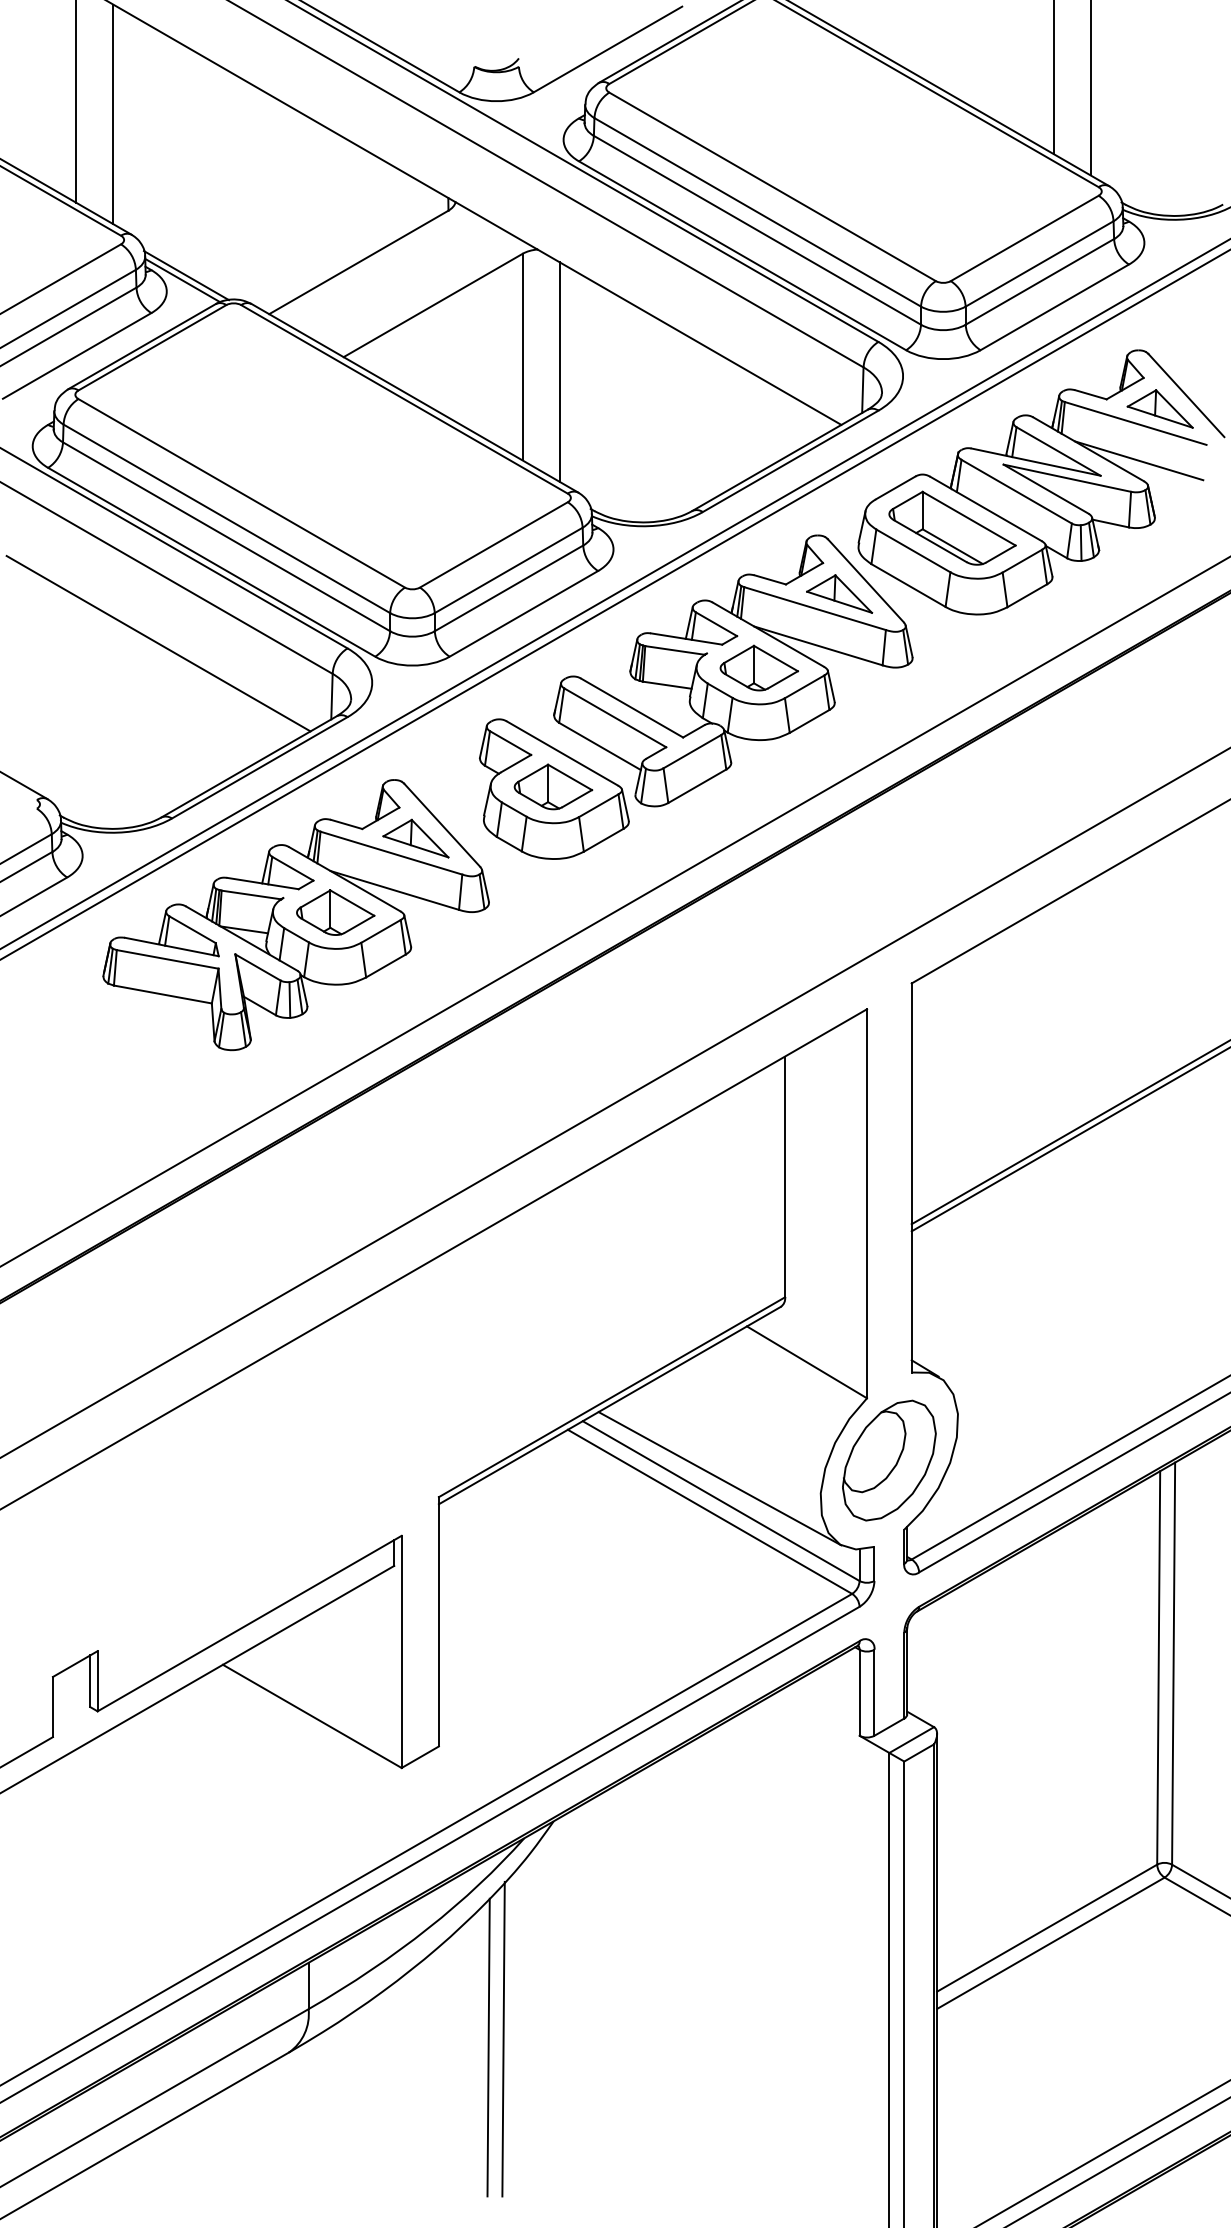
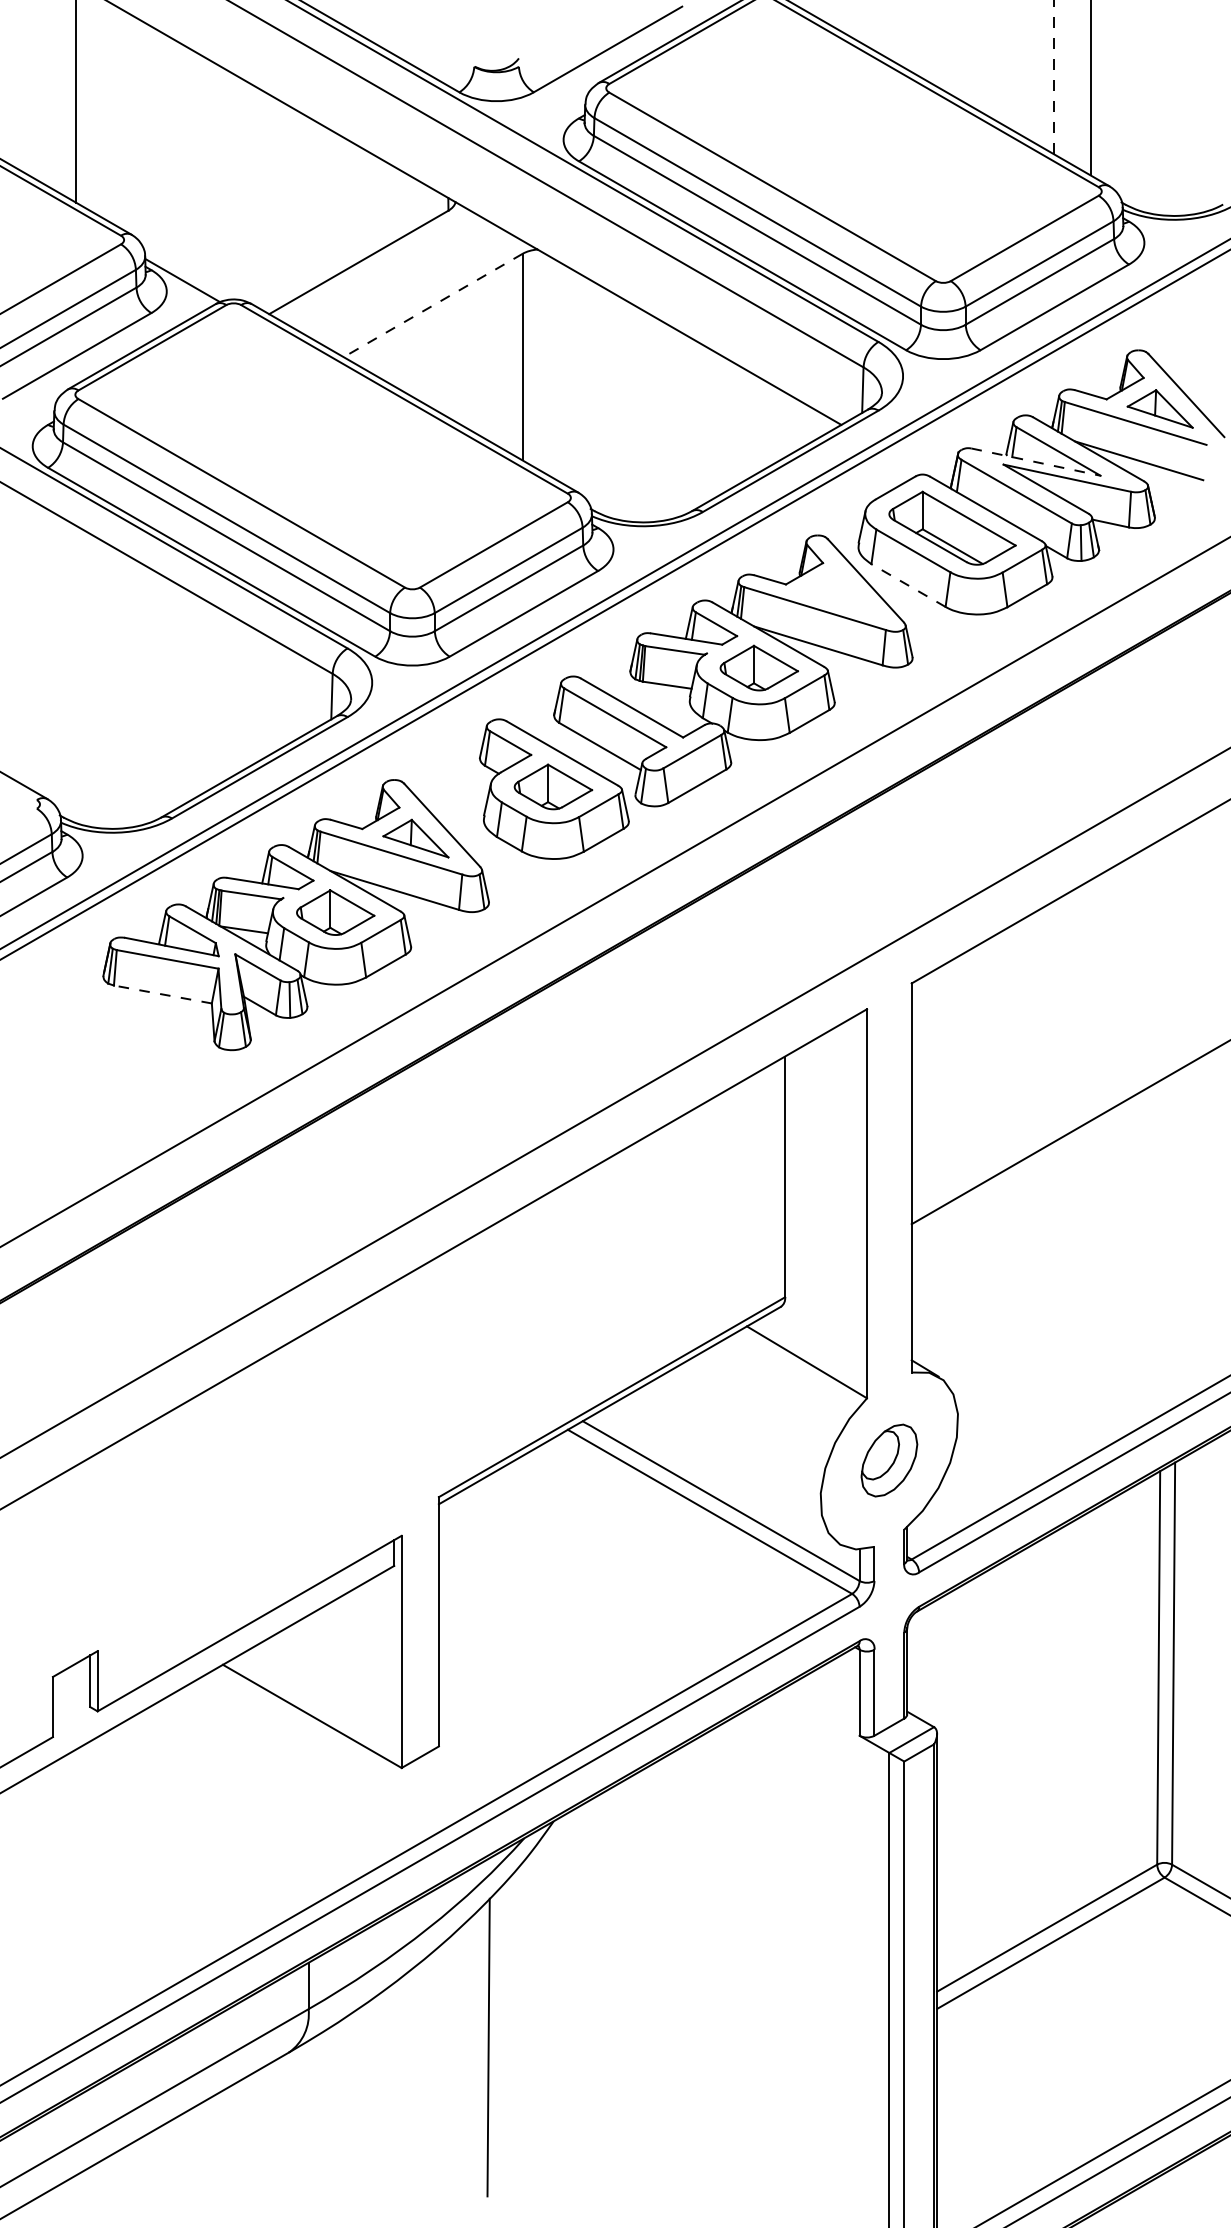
line: solid -> dashed (1053, 77)
line: present -> none (113, 114)
line: present -> none (185, 275)
line: solid -> dashed (432, 305)
line: present -> none (559, 371)
line: solid -> dashed (1036, 462)
line: solid -> dashed (908, 585)
part: present -> none (839, 593)
line: present -> none (158, 643)
line position: (614, 911) -> (614, 892) (614, 892)
line: solid -> dashed (162, 994)
line: present -> none (1069, 1140)
part size: 95x123 px -> 59x75 px (889, 1460)
line: present -> none (719, 1478)
line: present -> none (503, 2038)
